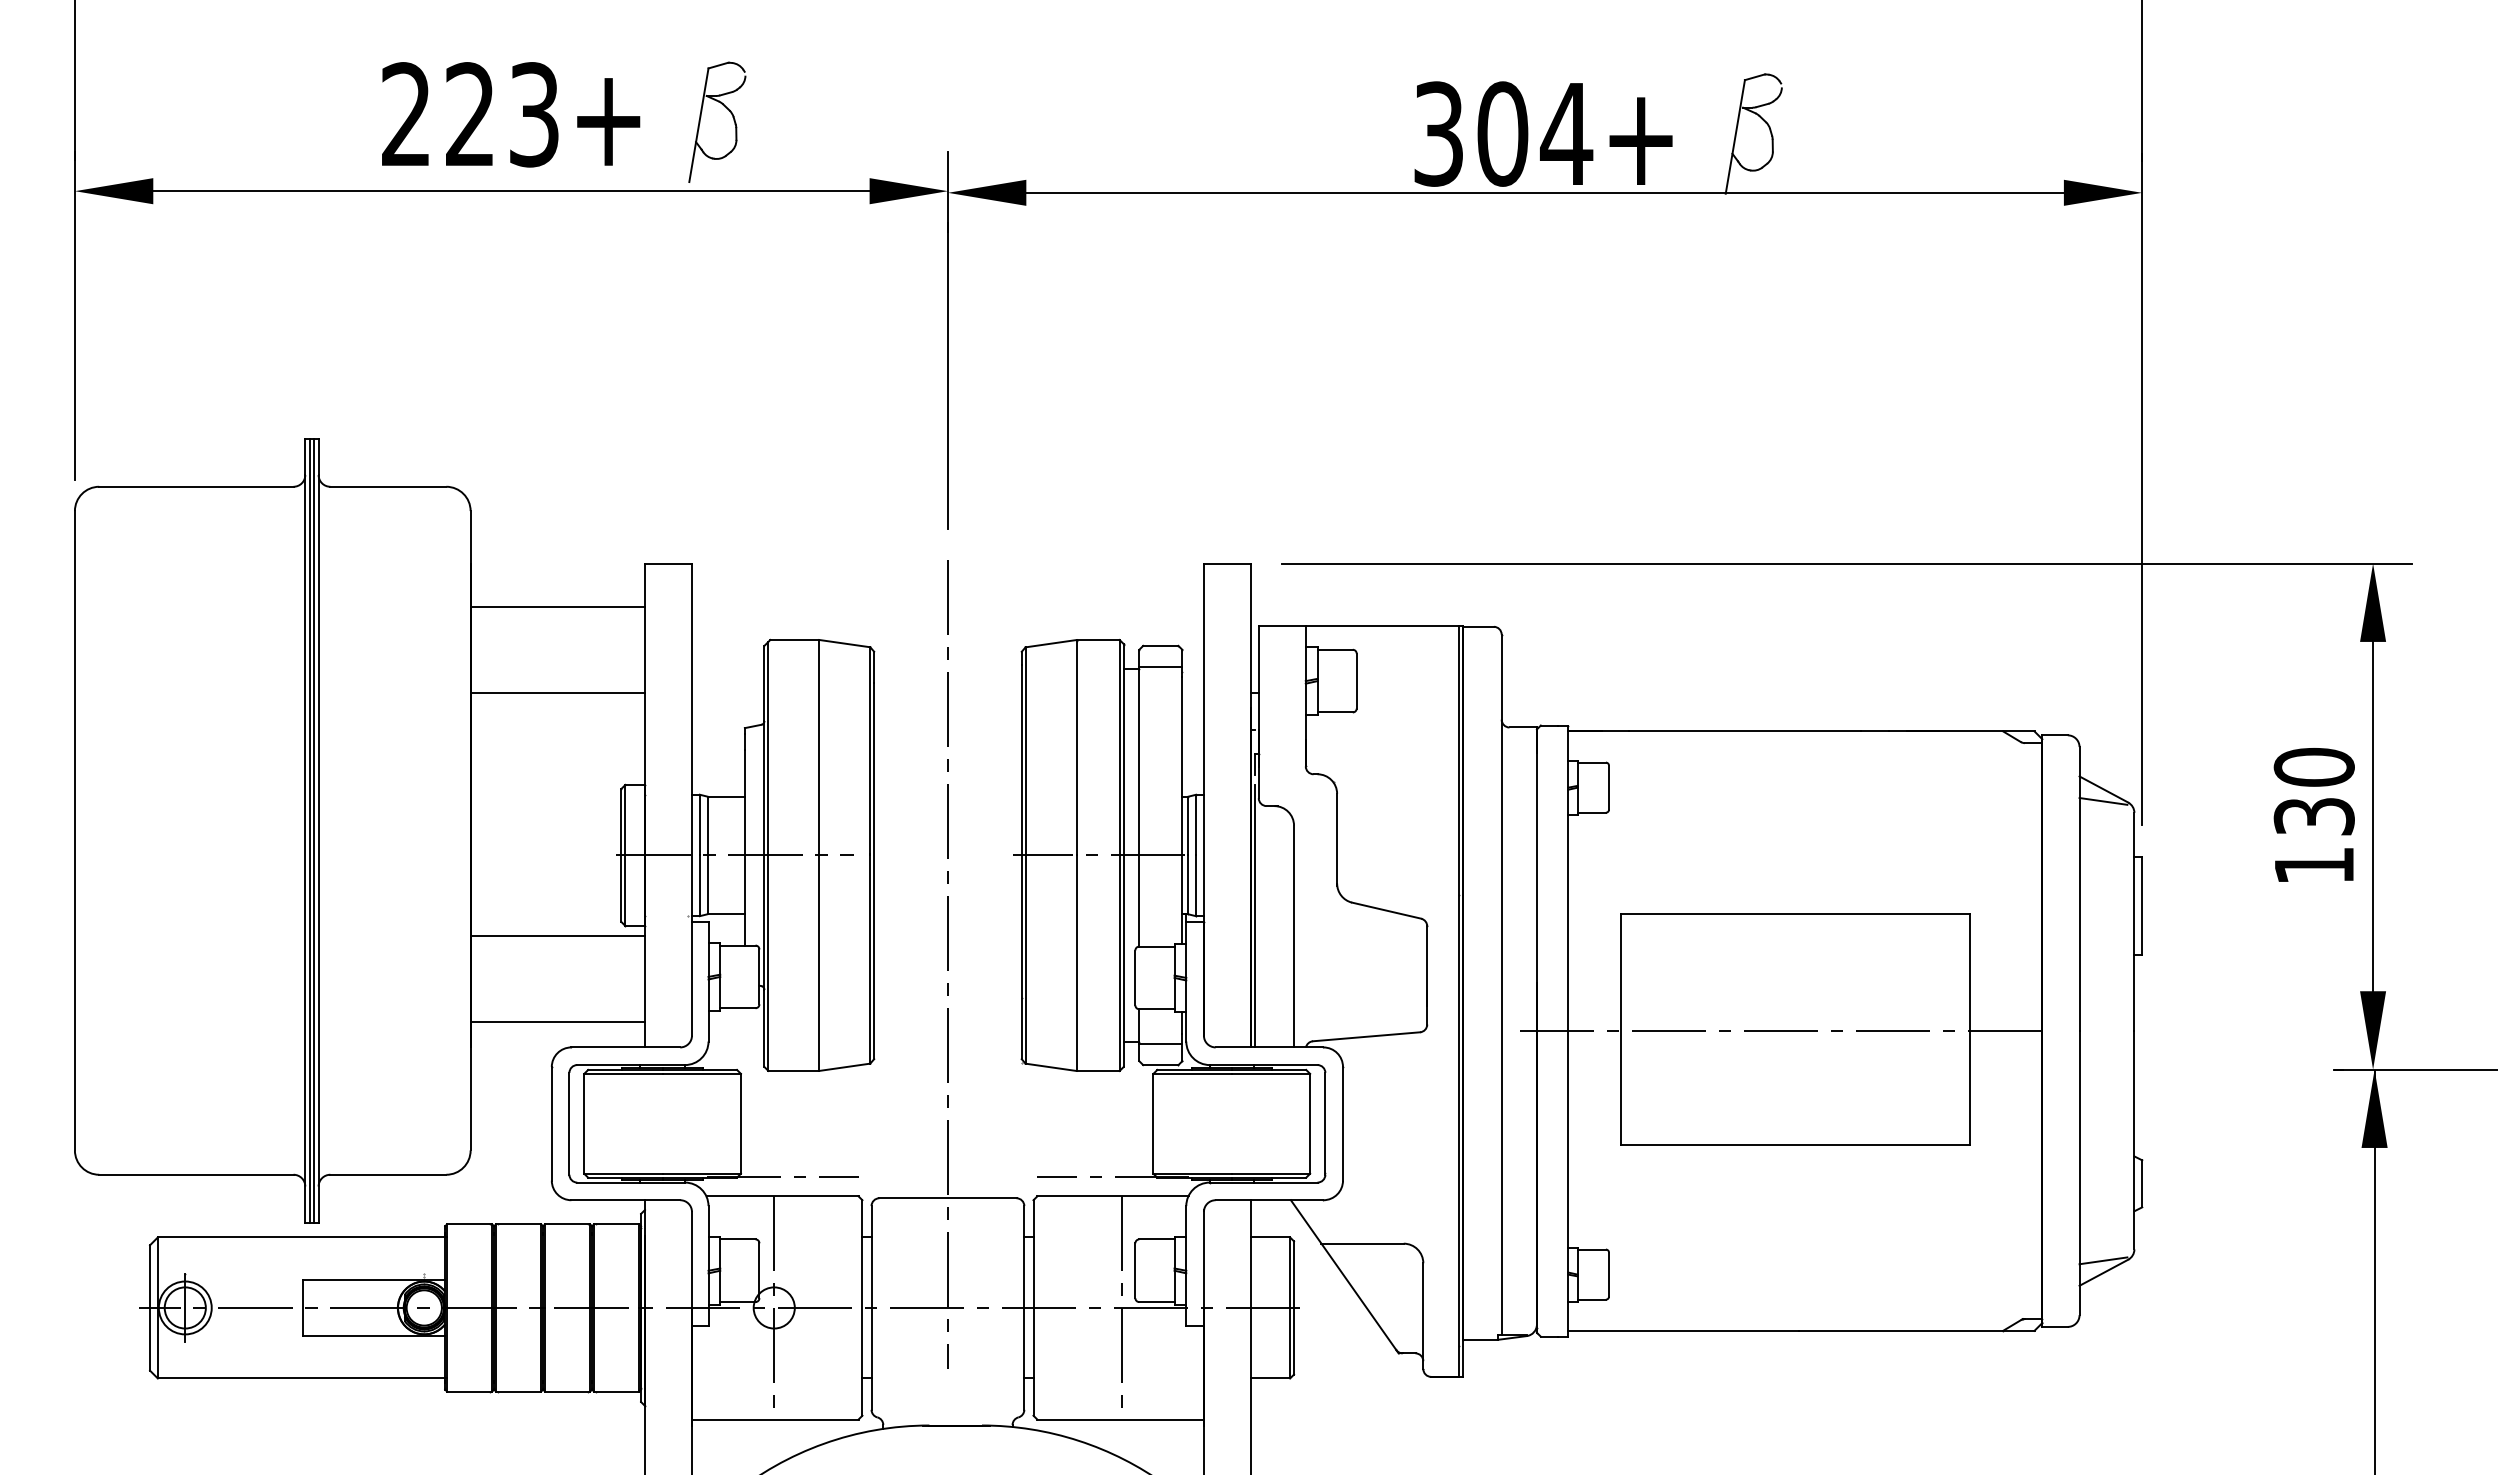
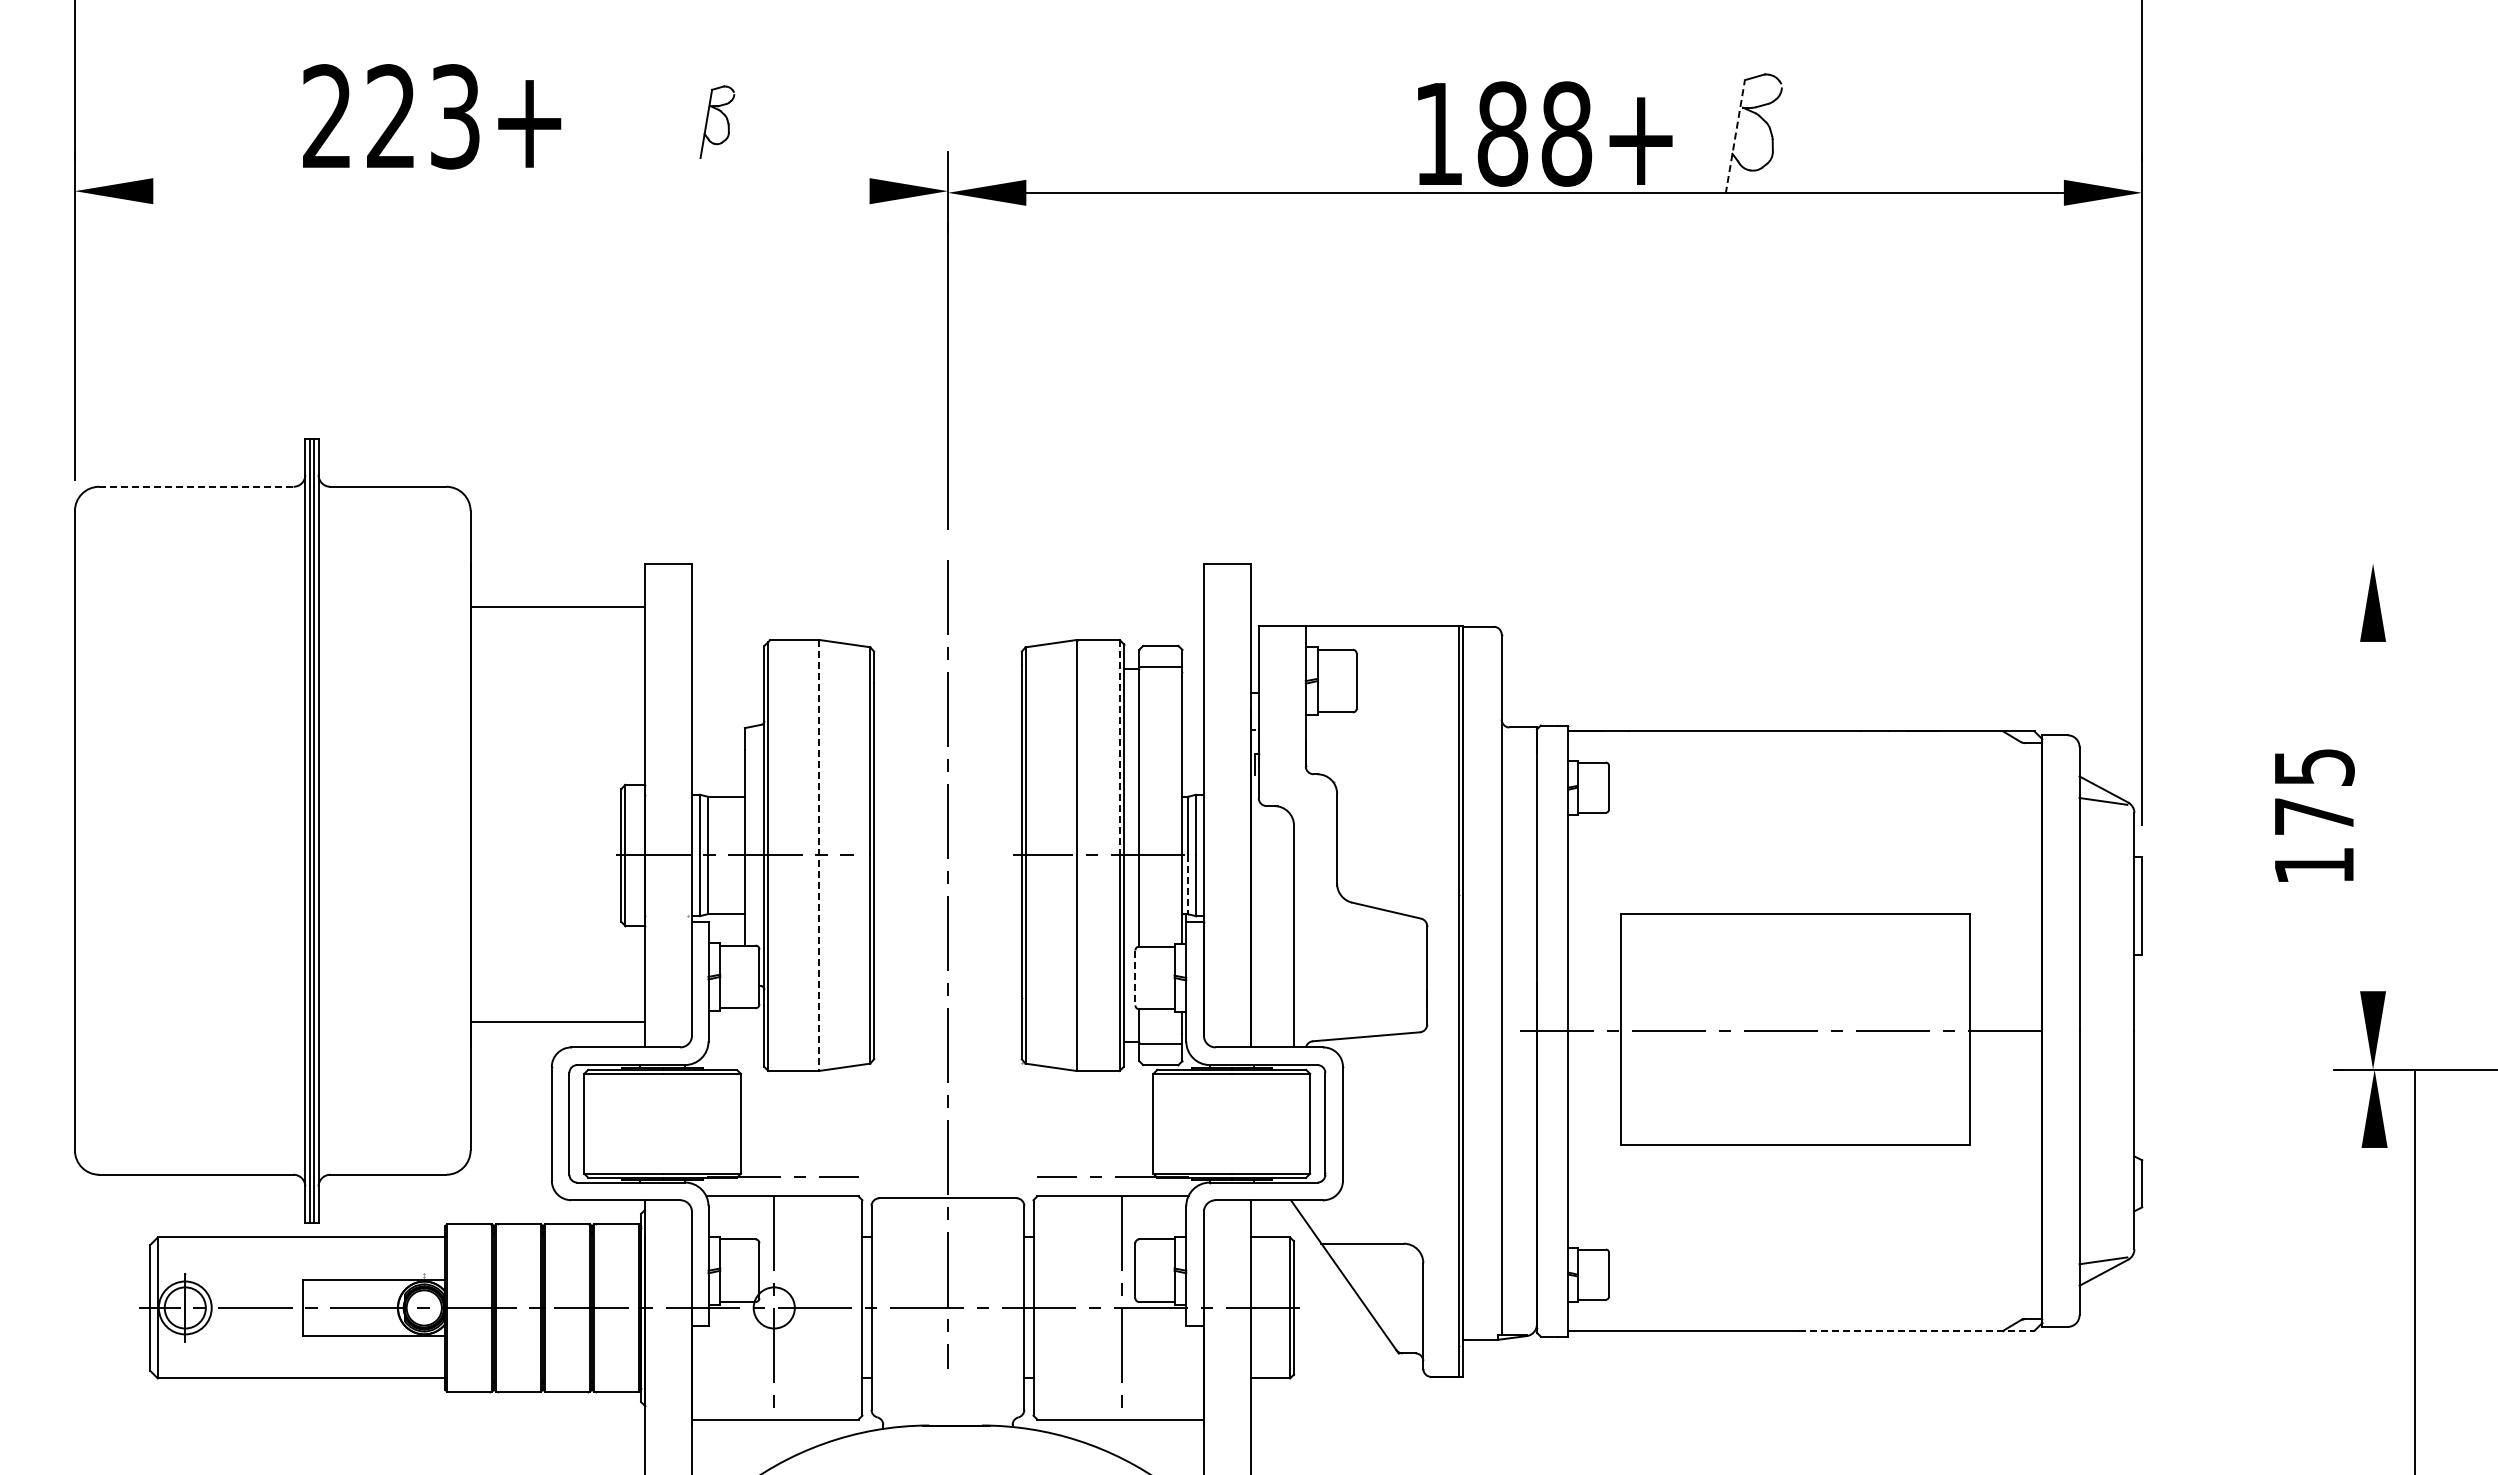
text position: (511, 114) -> (432, 116) (432, 116)
part size: 59x122 px -> 37x74 px (717, 121)
text: 304+ -> 188+ (1503, 133)
line: solid -> dashed (1735, 136)
line: present -> none (511, 191)
line: solid -> dashed (196, 486)
line: present -> none (1847, 563)
line: present -> none (557, 692)
line: solid -> dashed (1119, 747)
text: 130 -> 175 (2313, 791)
line: present -> none (2373, 816)
line: solid -> dashed (819, 855)
line: solid -> dashed (1188, 885)
line: present -> none (1254, 916)
line: present -> none (557, 935)
line: solid -> dashed (1135, 978)
line position: (2374, 1270) -> (2414, 1270) (2414, 1270)
line: solid -> dashed (1916, 1330)
